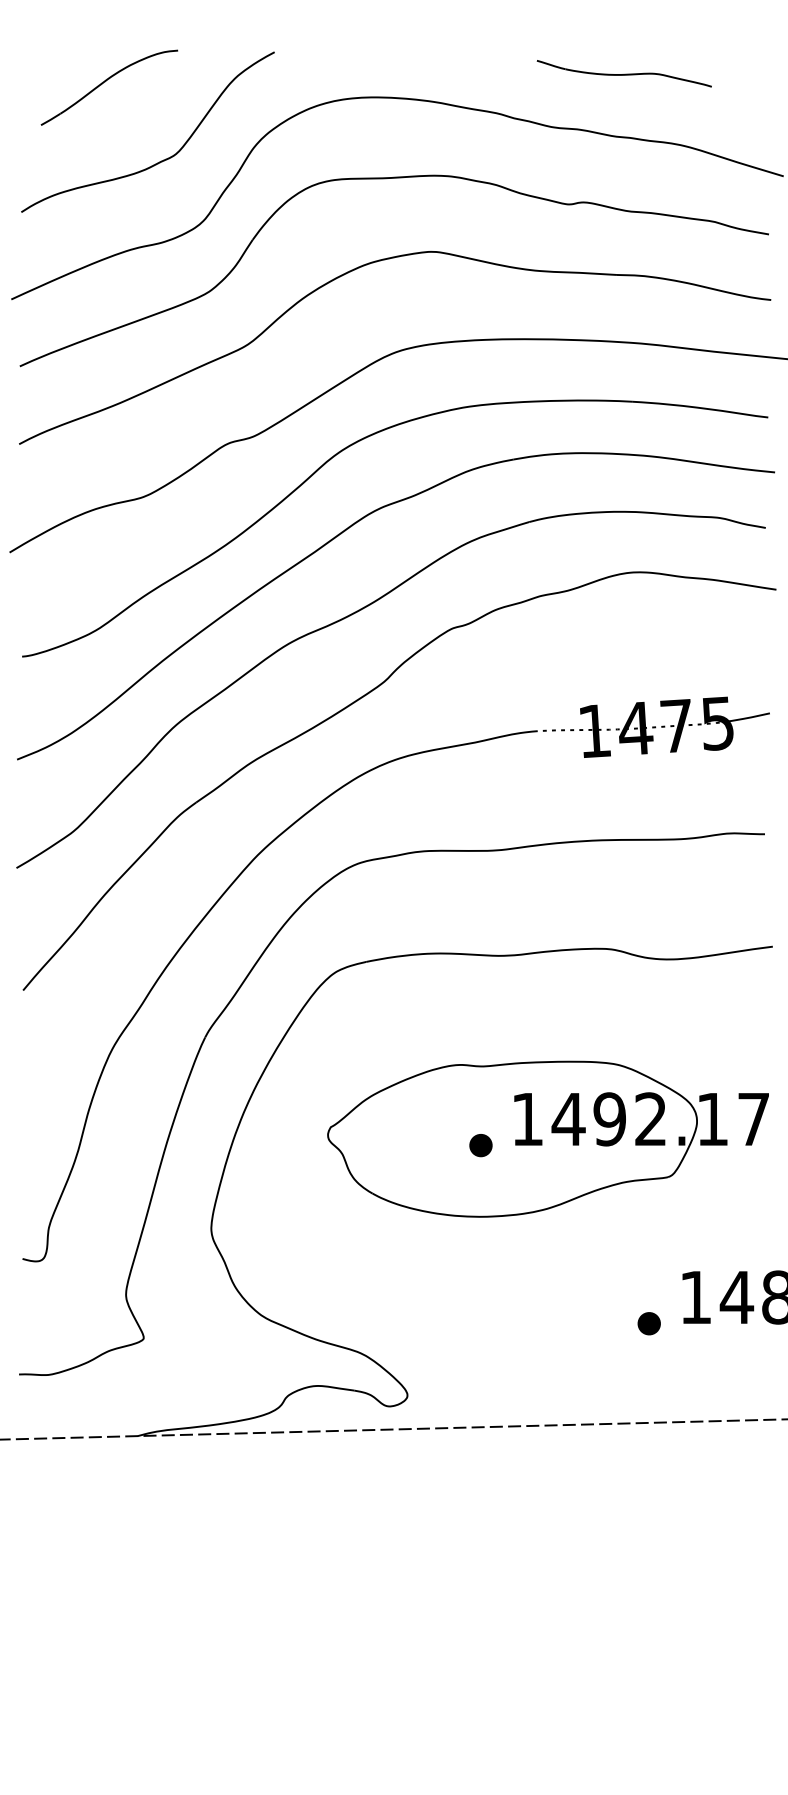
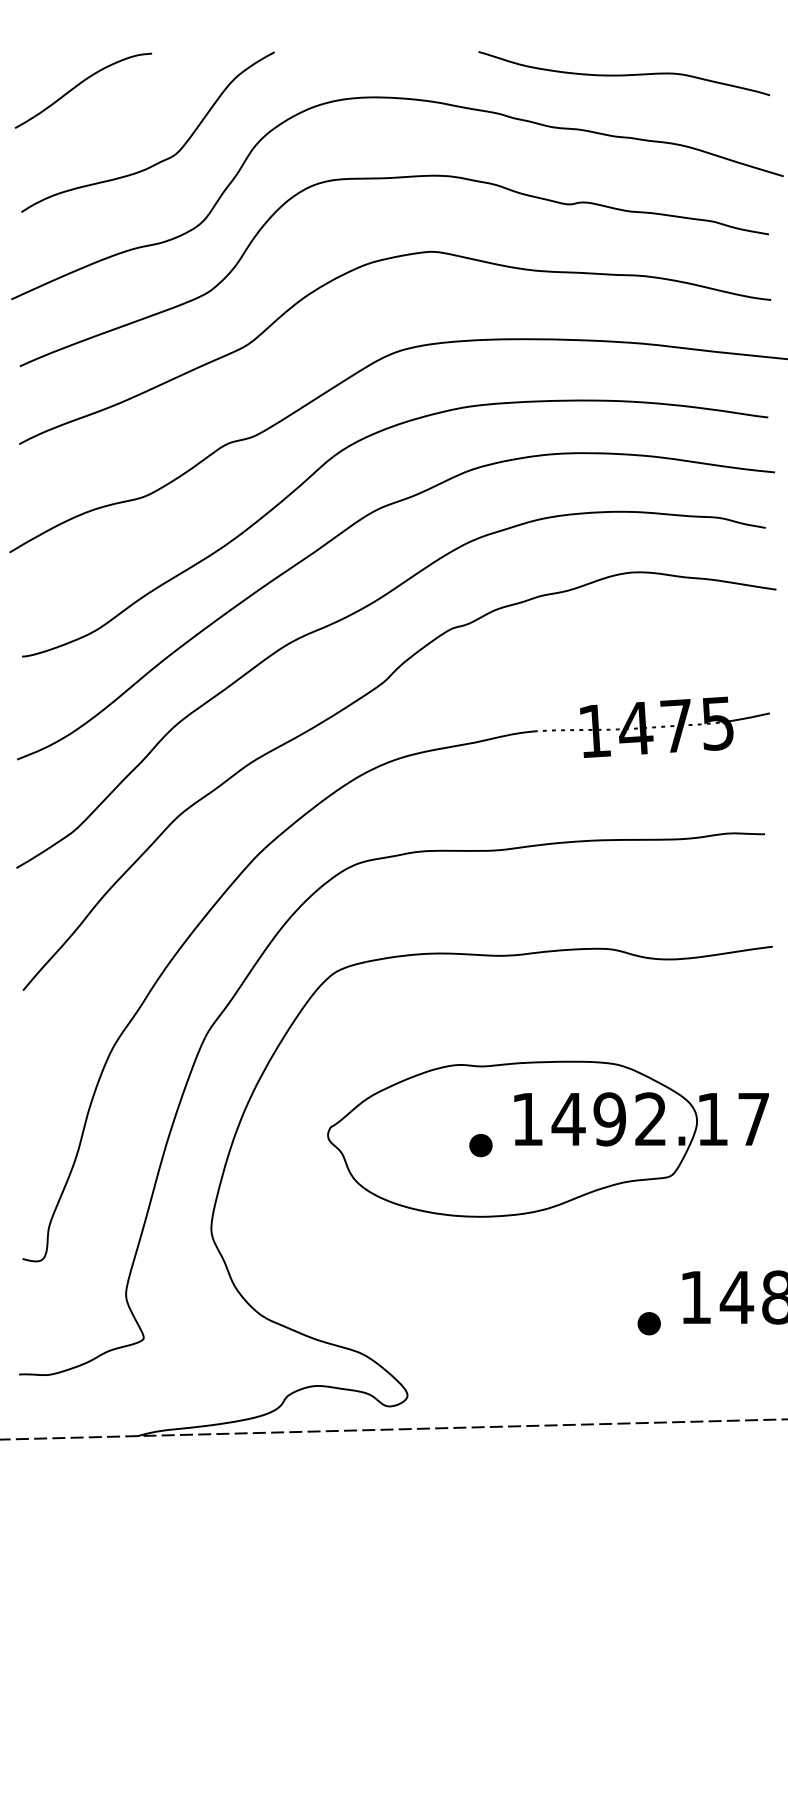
part size: 176x28 px -> 293x46 px (624, 73)
part position: (105, 82) -> (79, 85) (79, 85)
